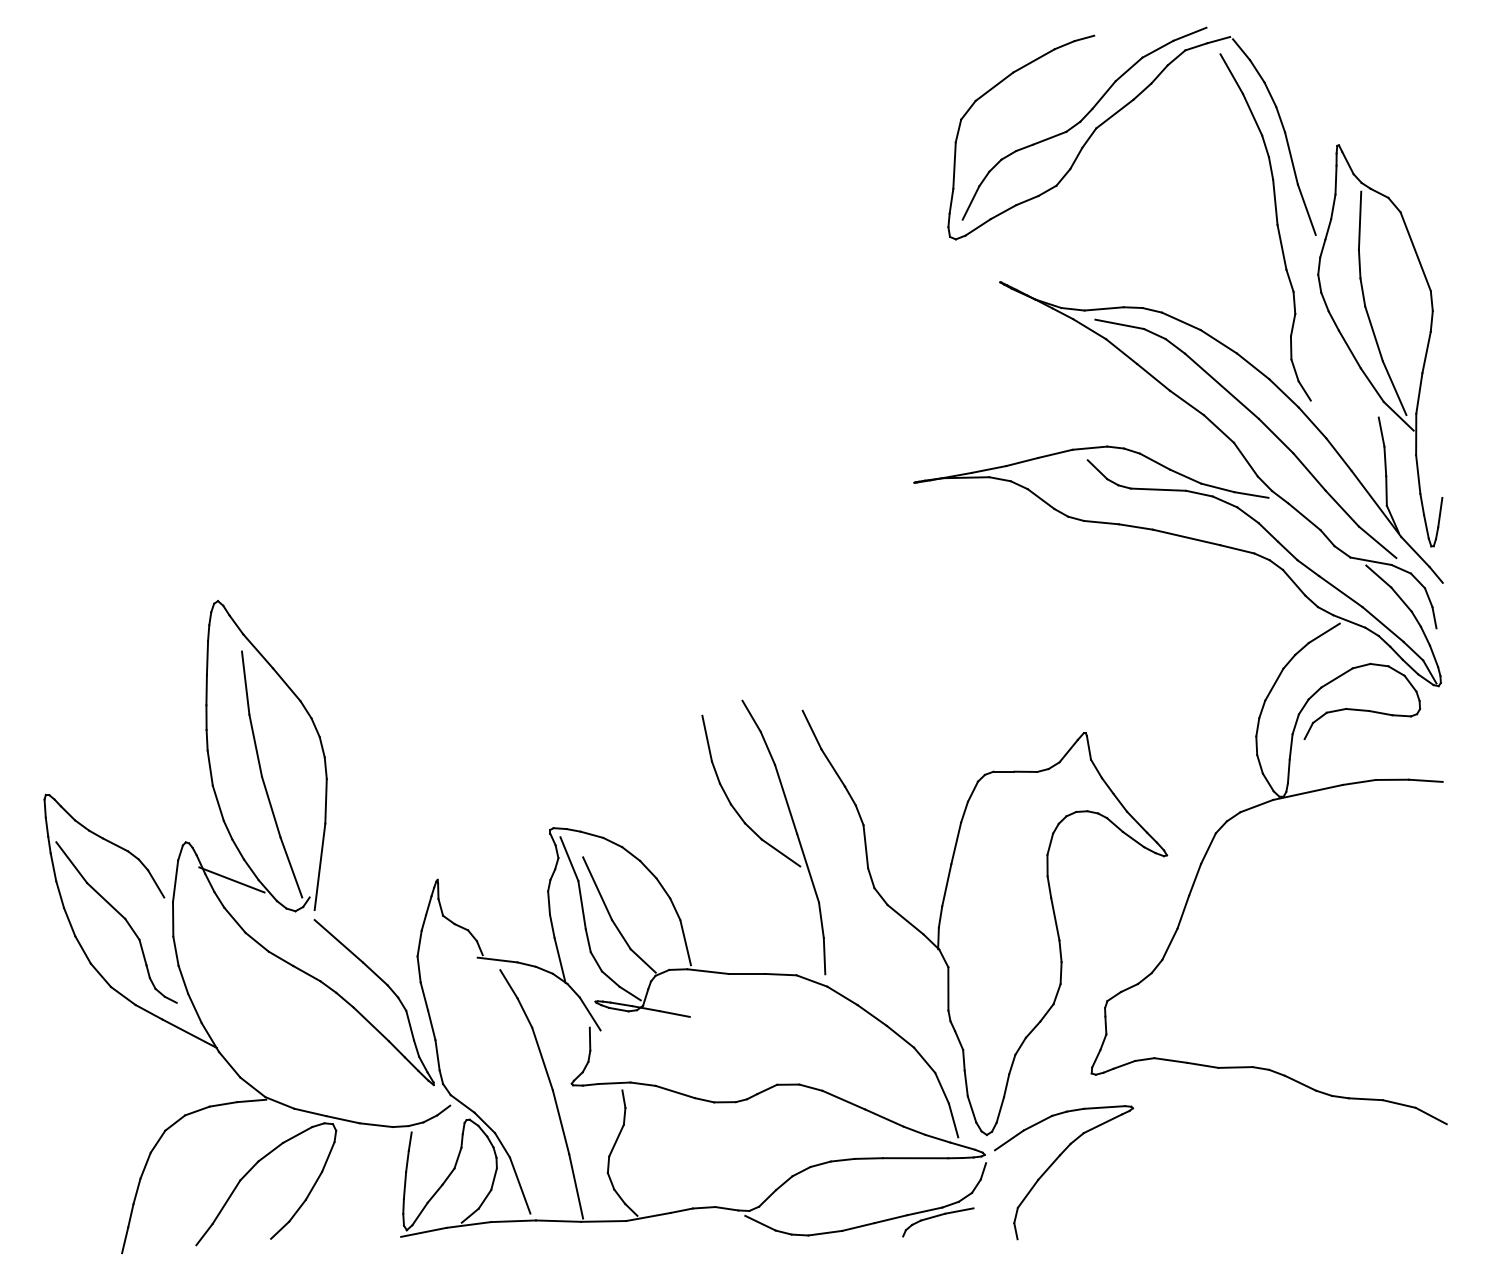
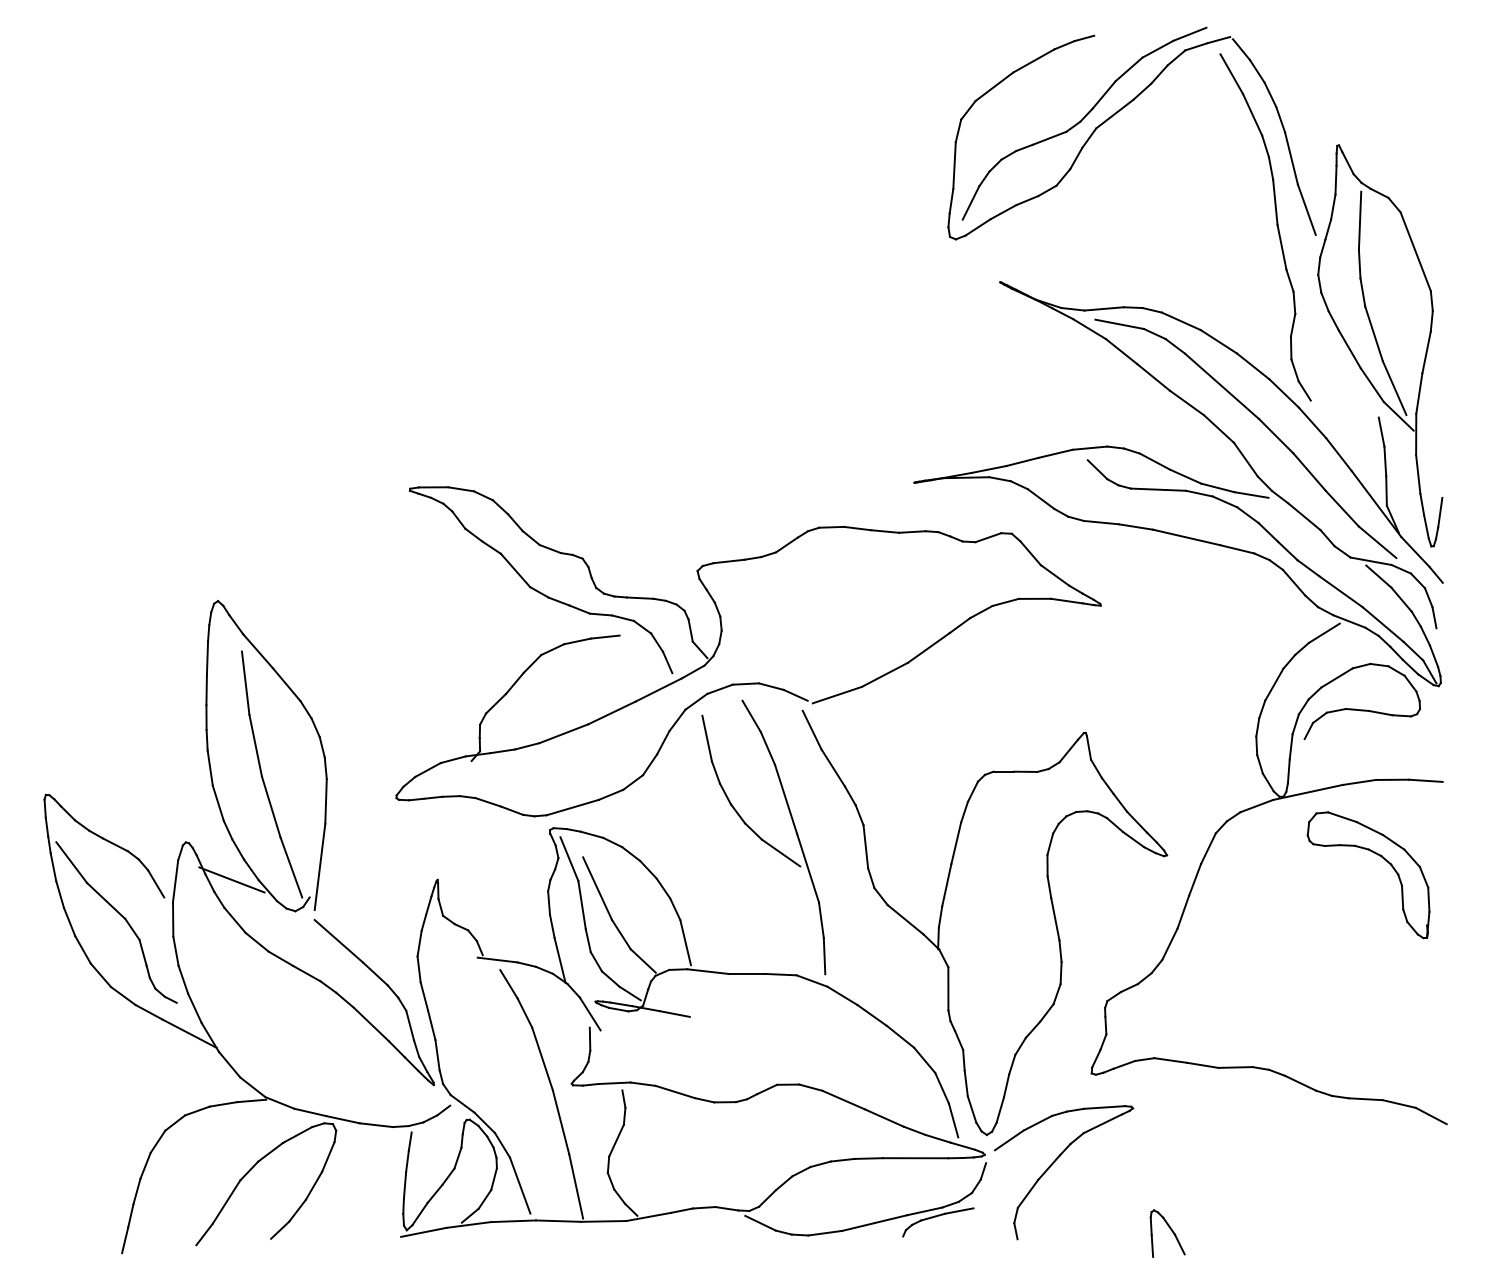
part: none -> present (720, 644)
part: none -> present (1377, 855)
part: none -> present (1167, 1233)
